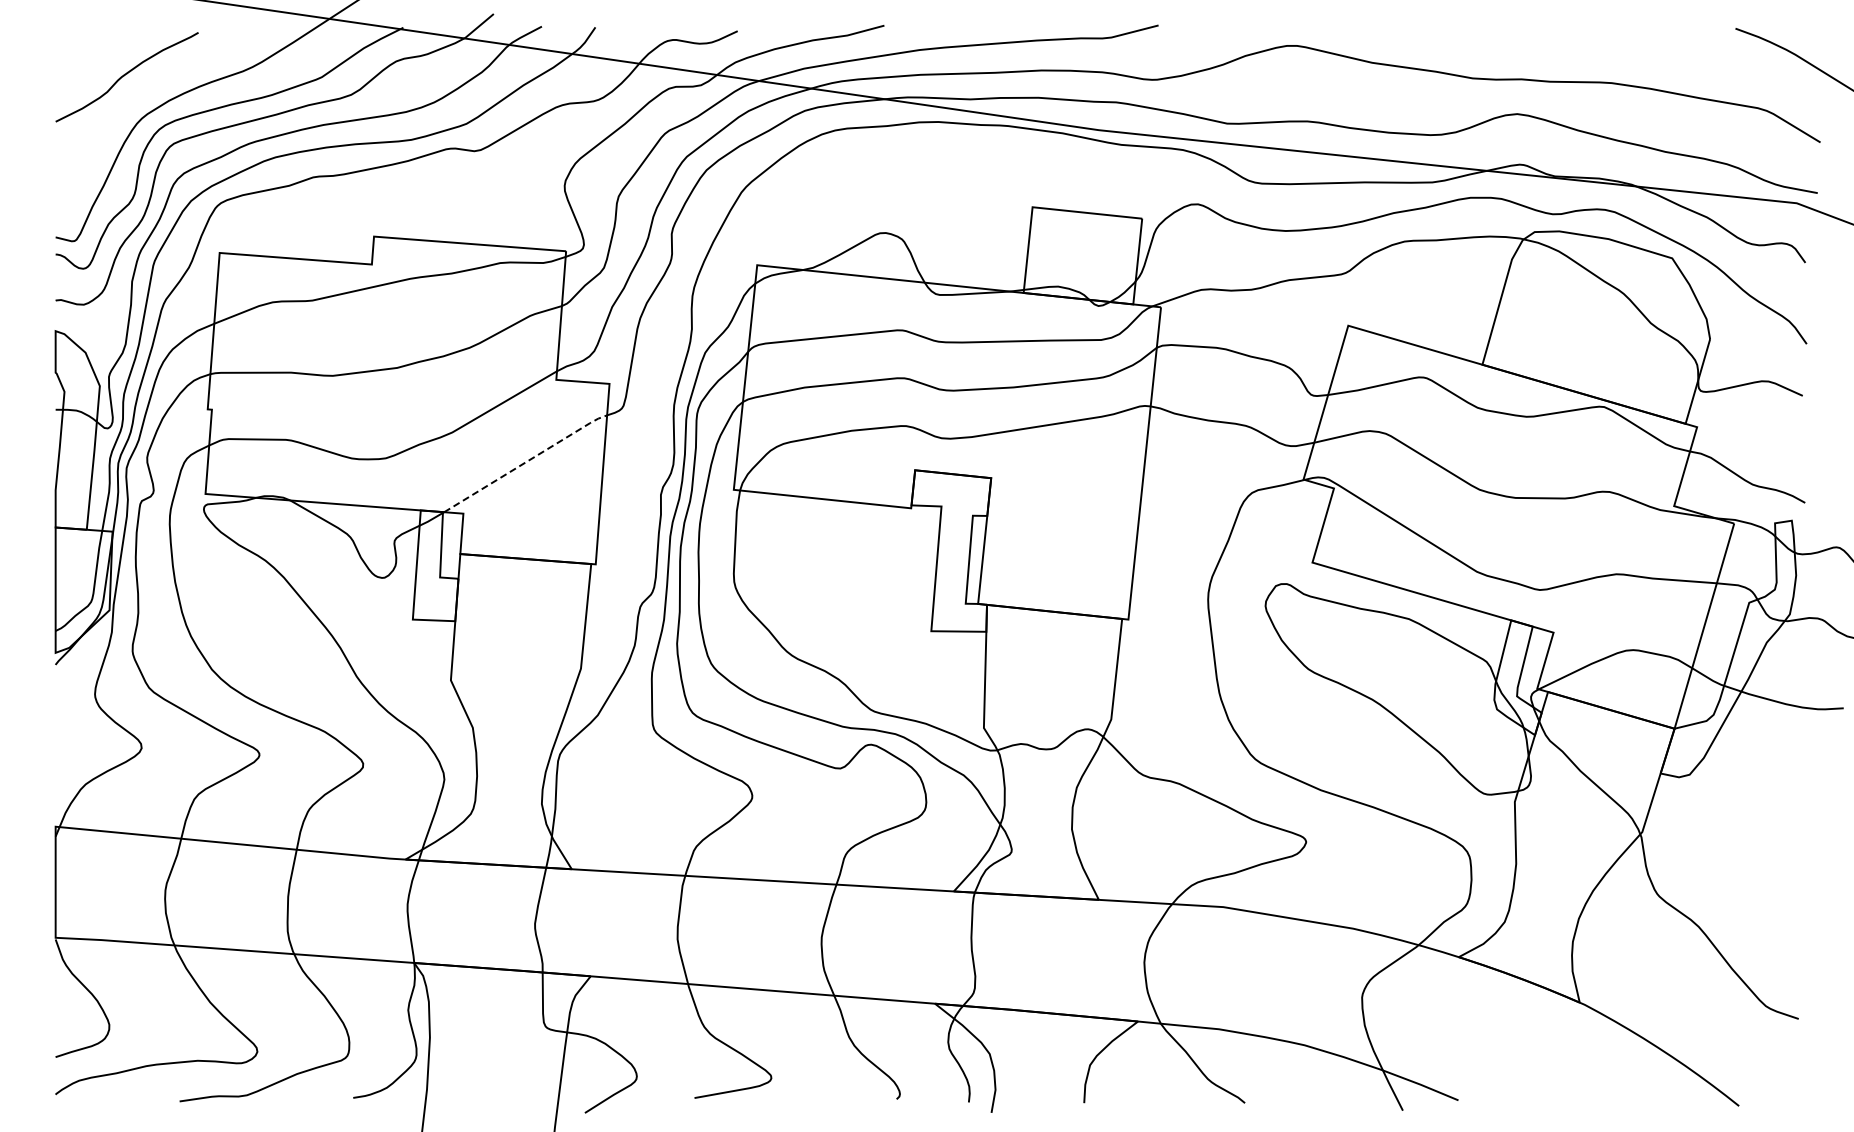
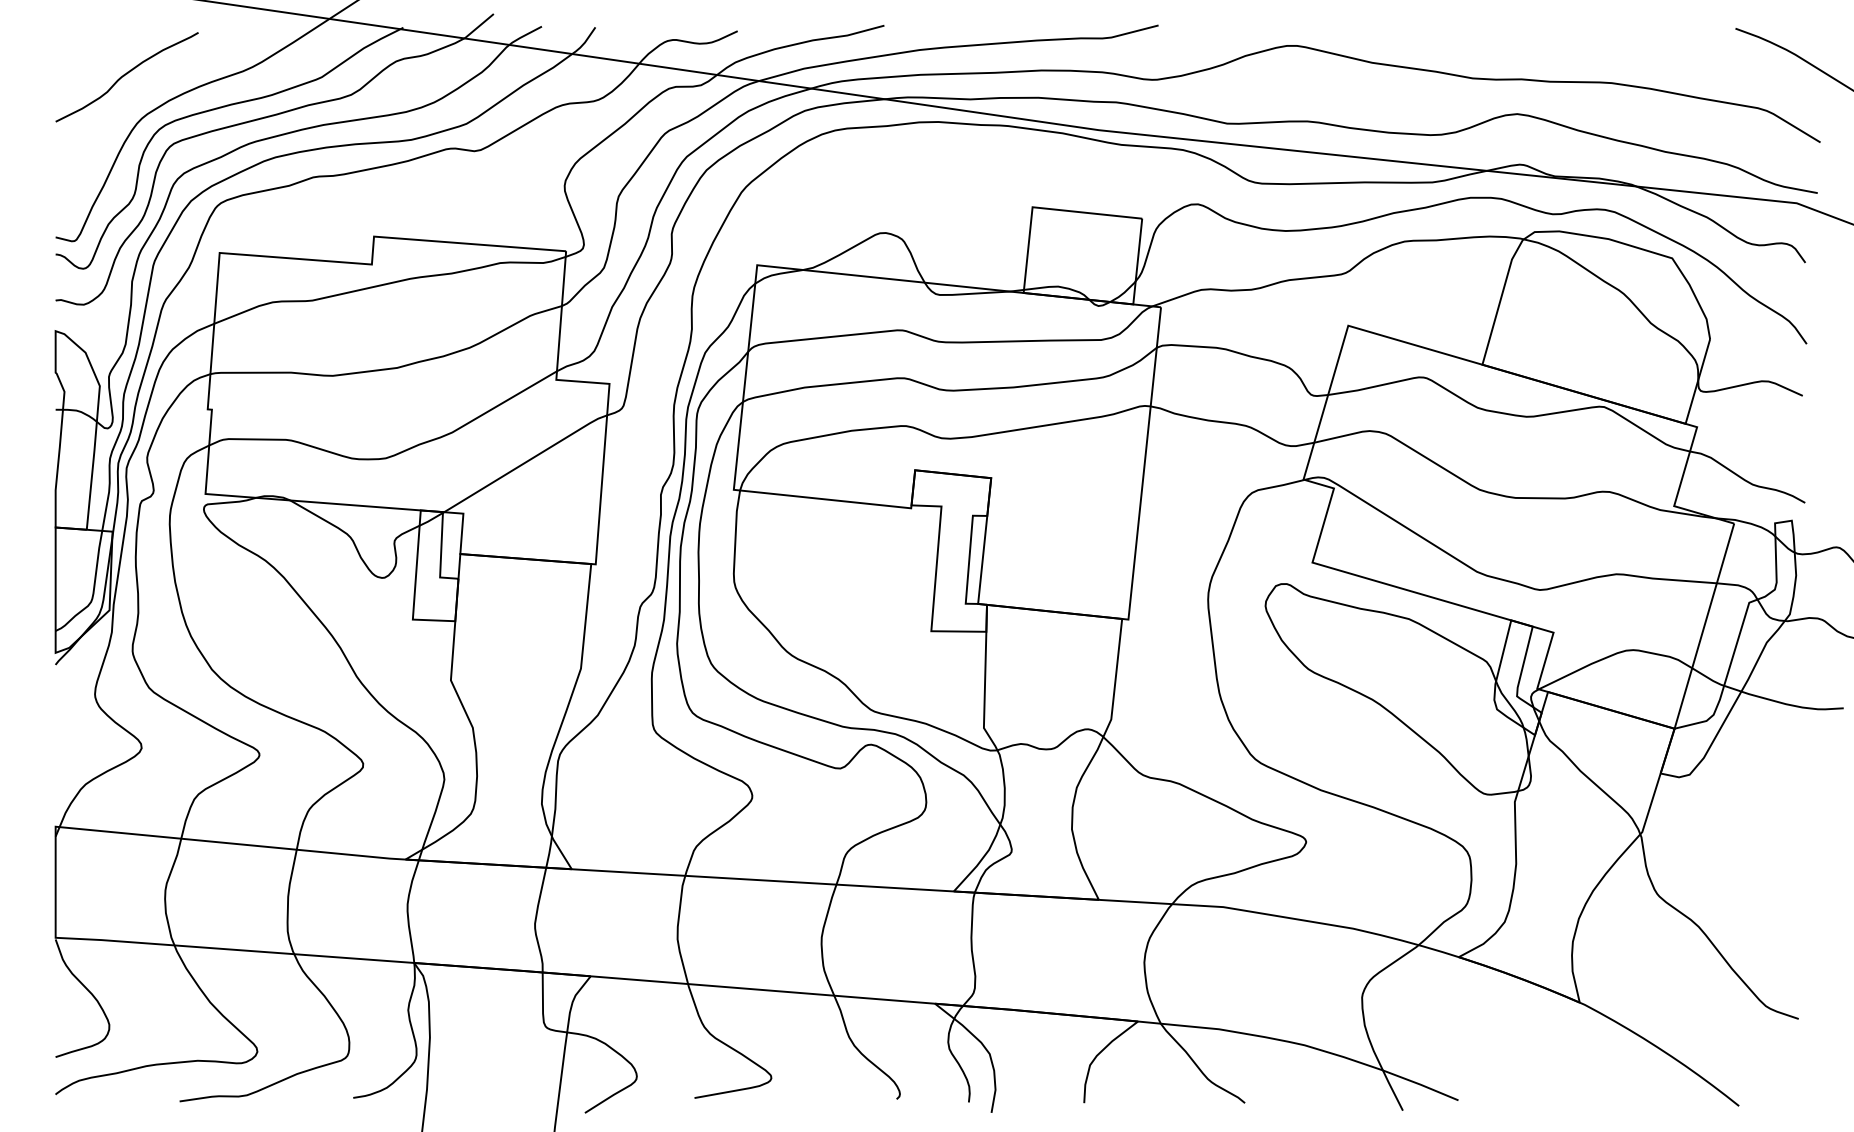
line: dashed -> solid (526, 461)
